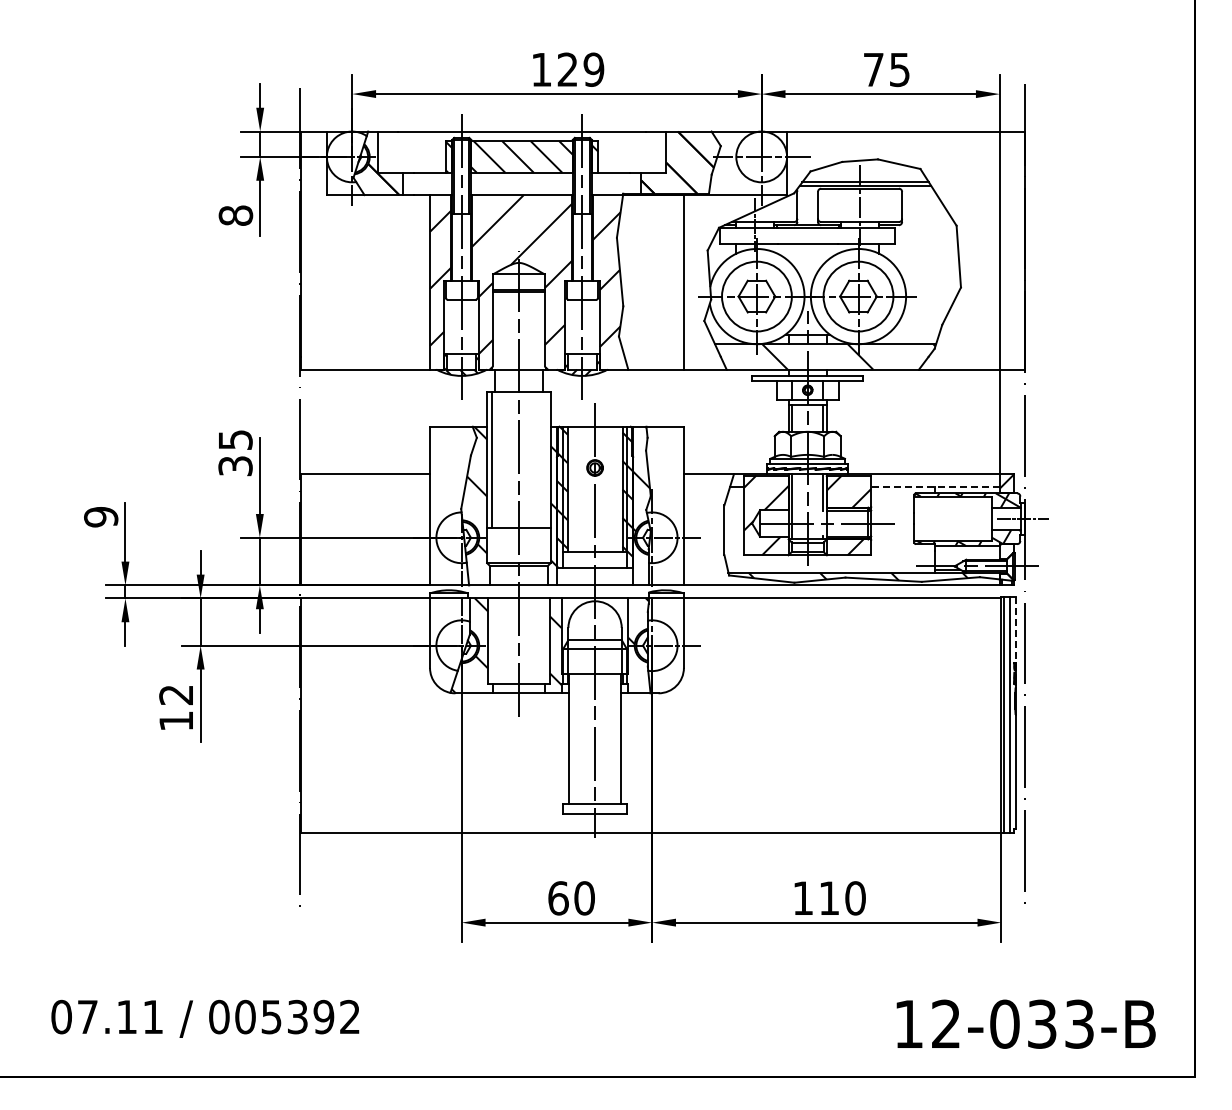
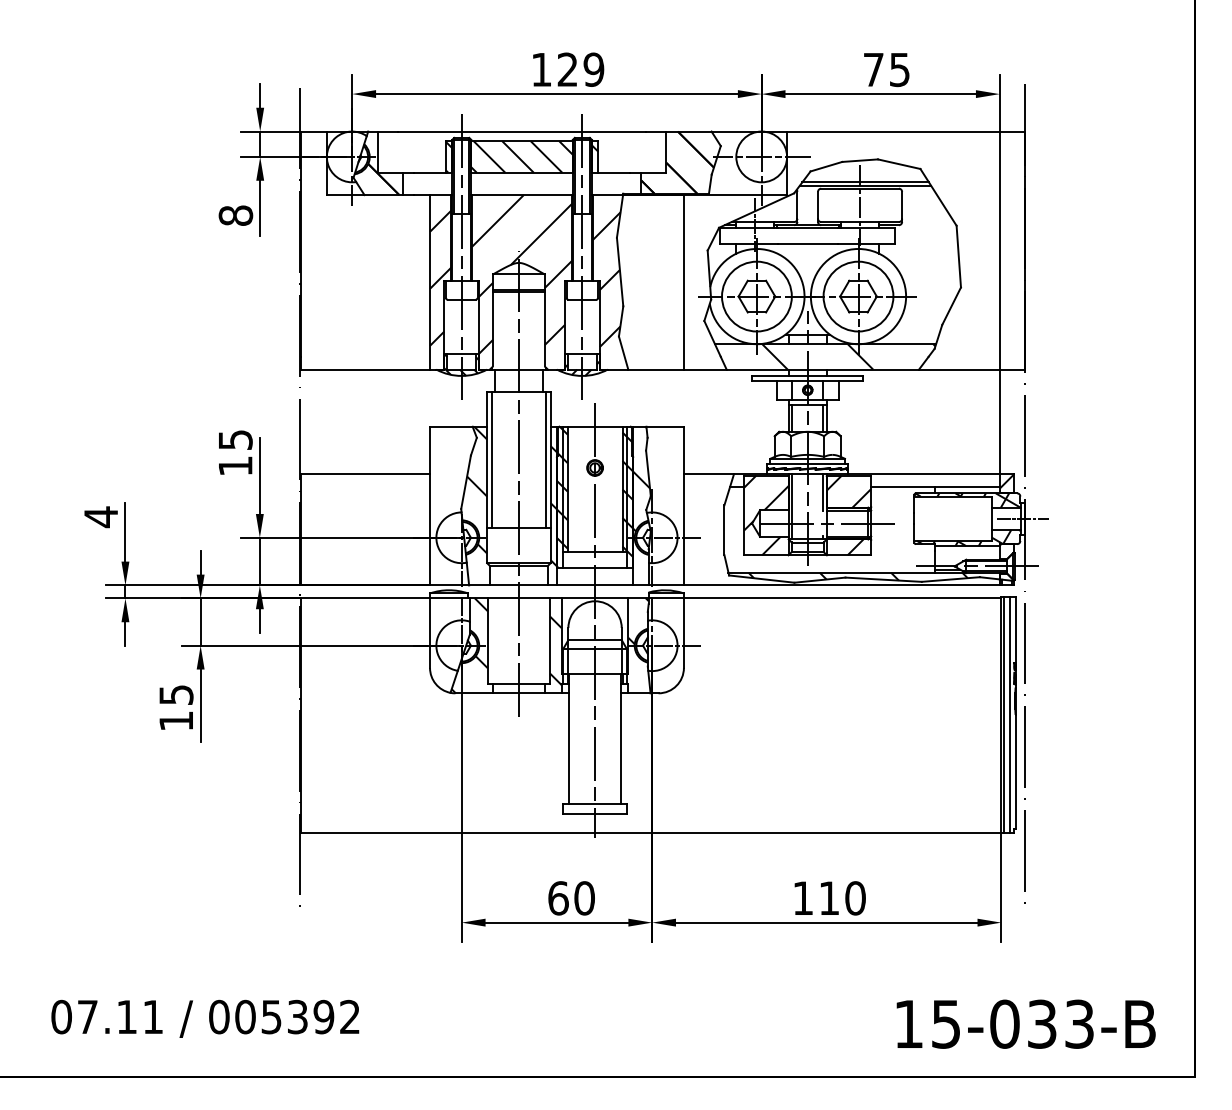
line: none -> present (545, 459)
text: 35 -> 15 (235, 466)
line: dashed -> solid (934, 487)
text: 9 -> 4 (101, 517)
line: dashed -> solid (1015, 631)
text: 12 -> 15 (176, 695)
text: 12-033-B -> 15-033-B (945, 1023)
